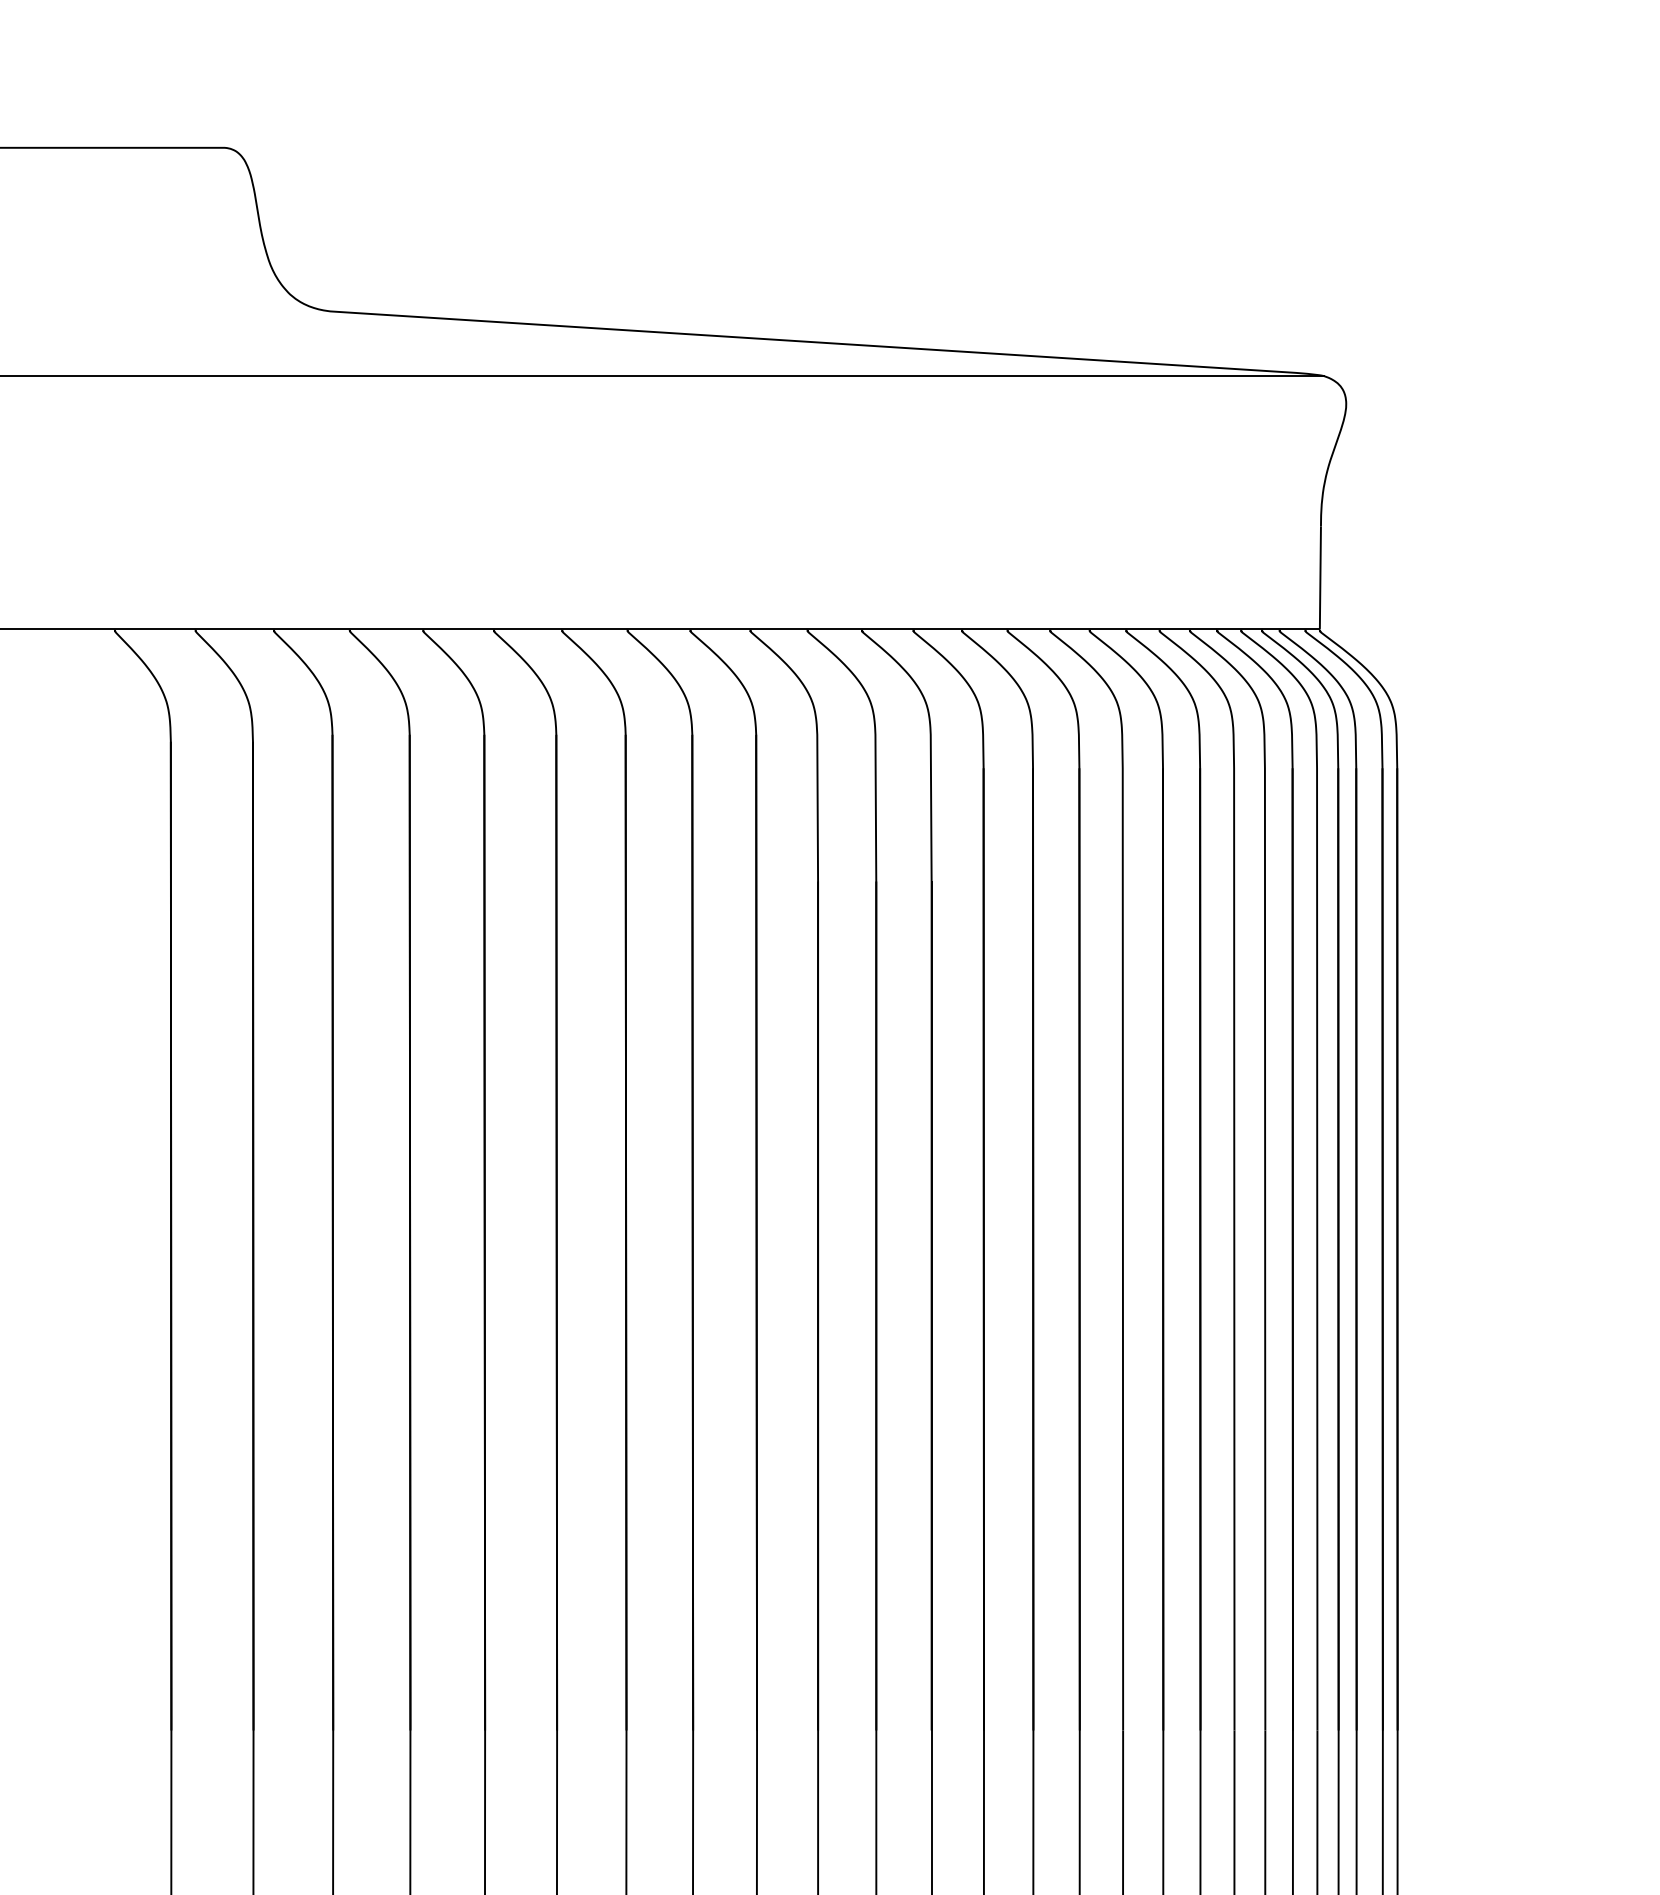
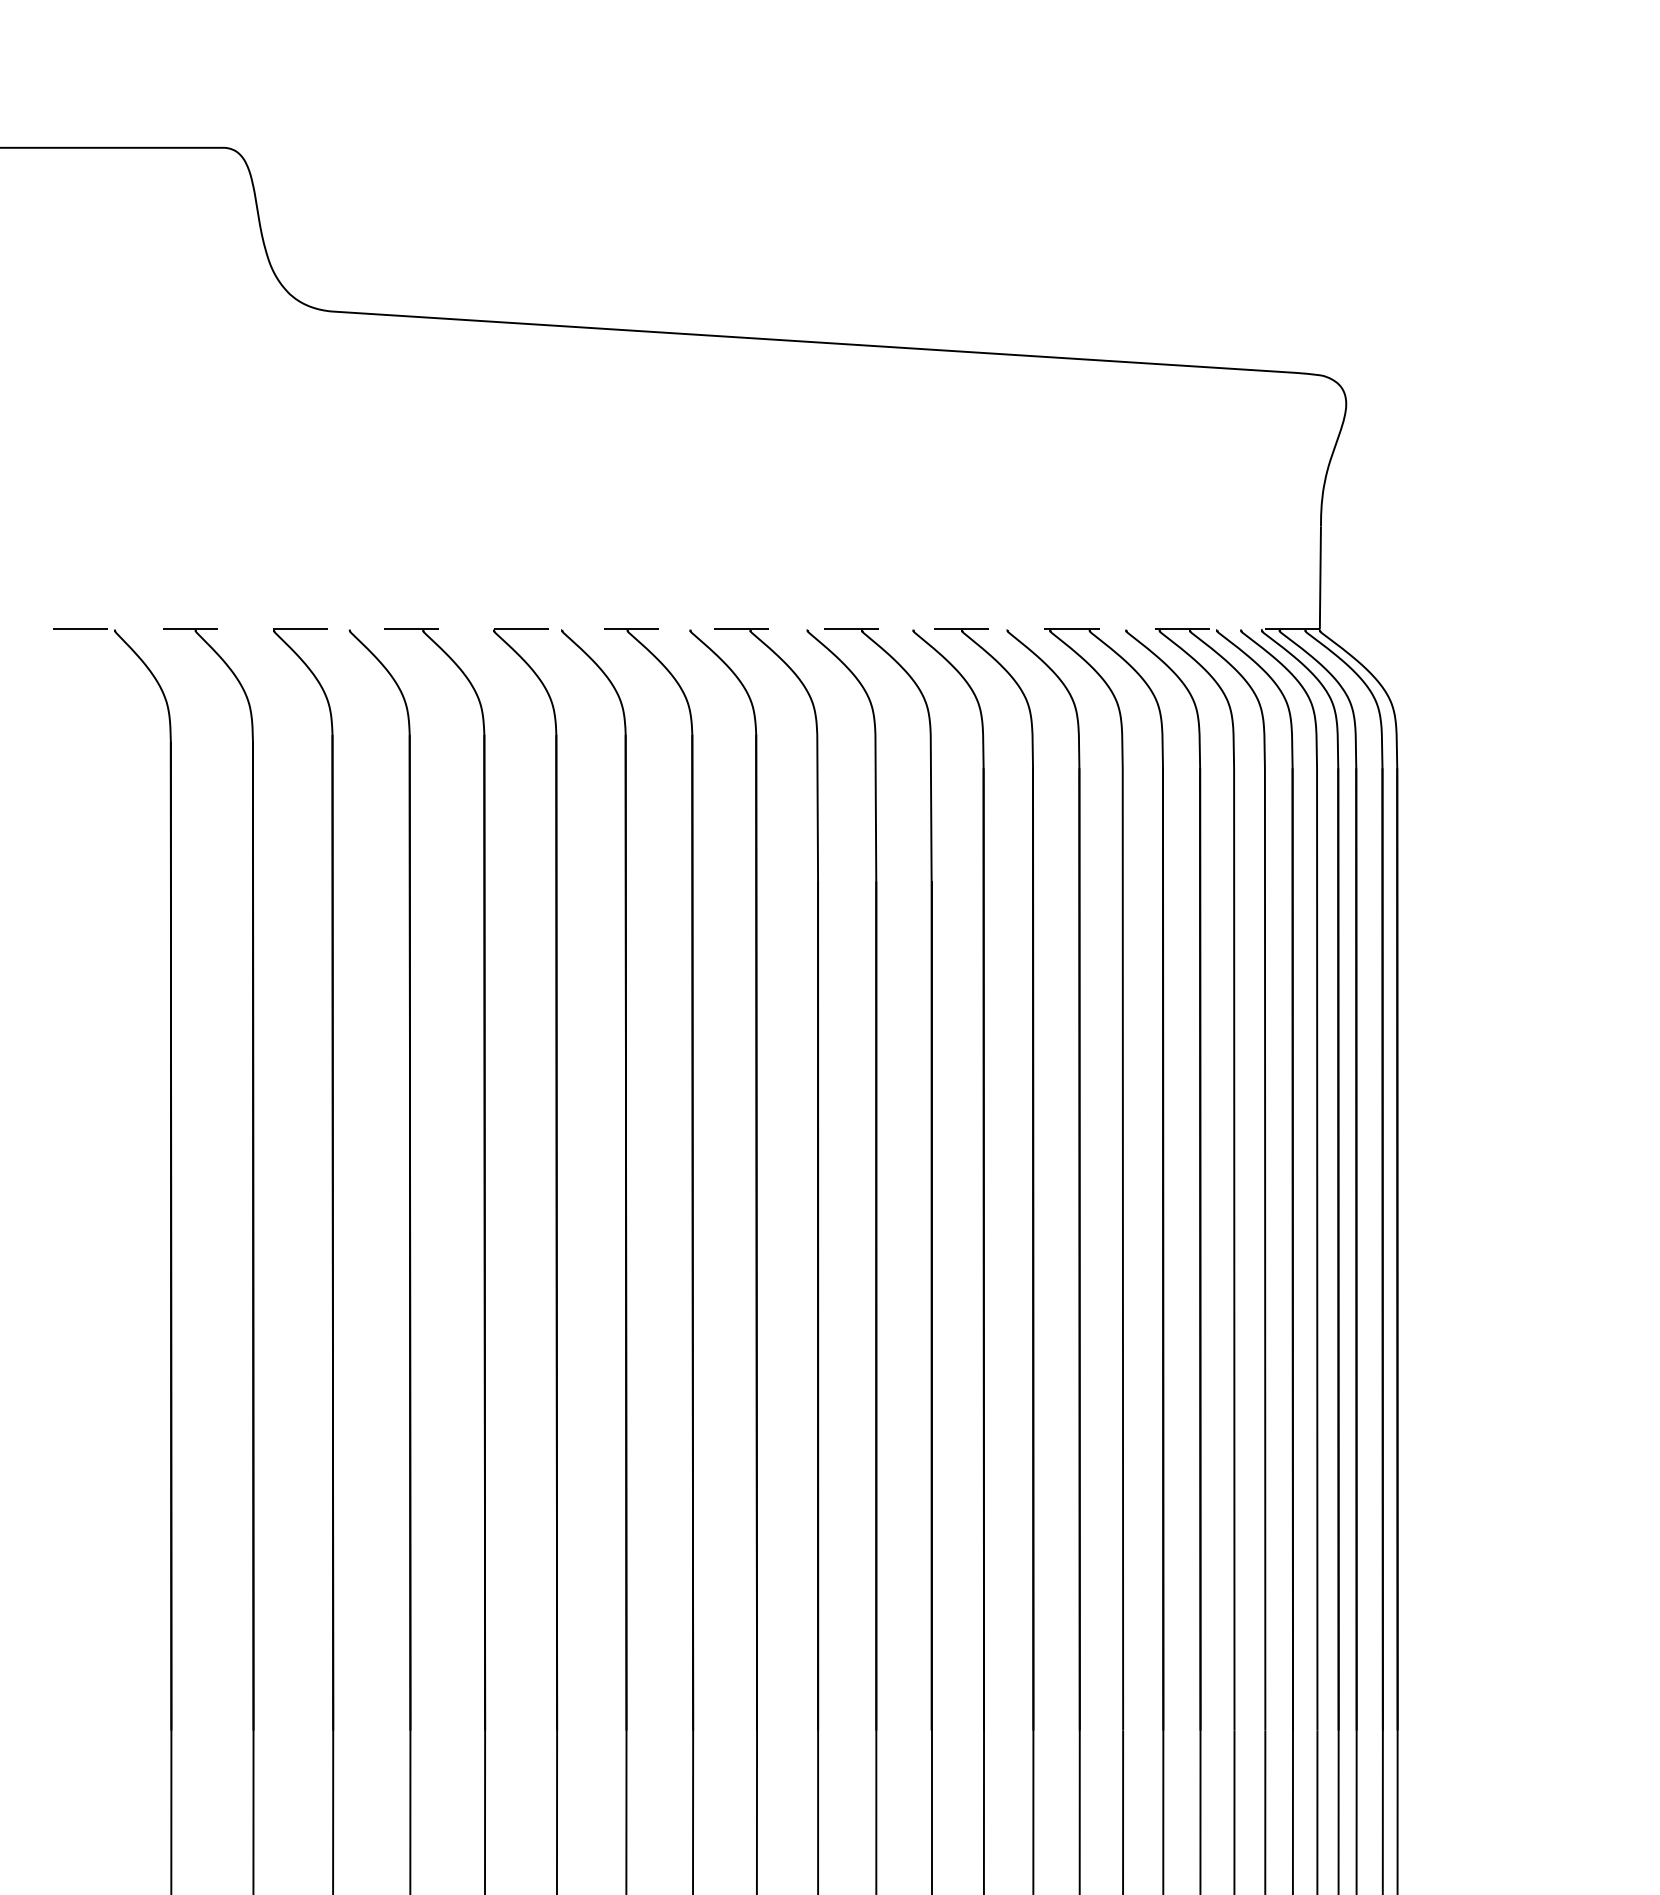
line: present -> none (662, 375)
line: solid -> dashed (659, 628)
